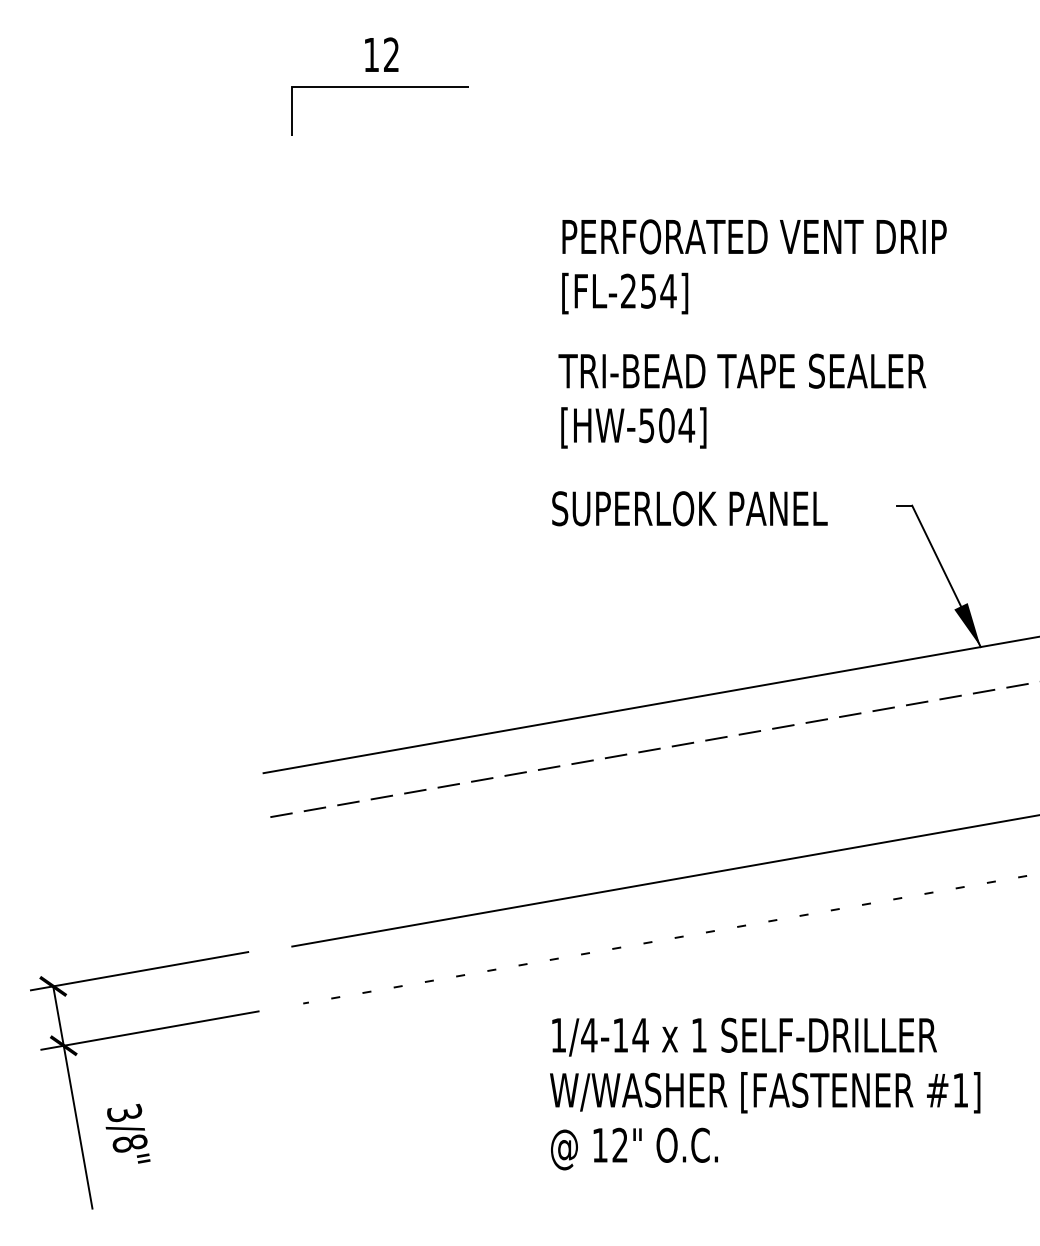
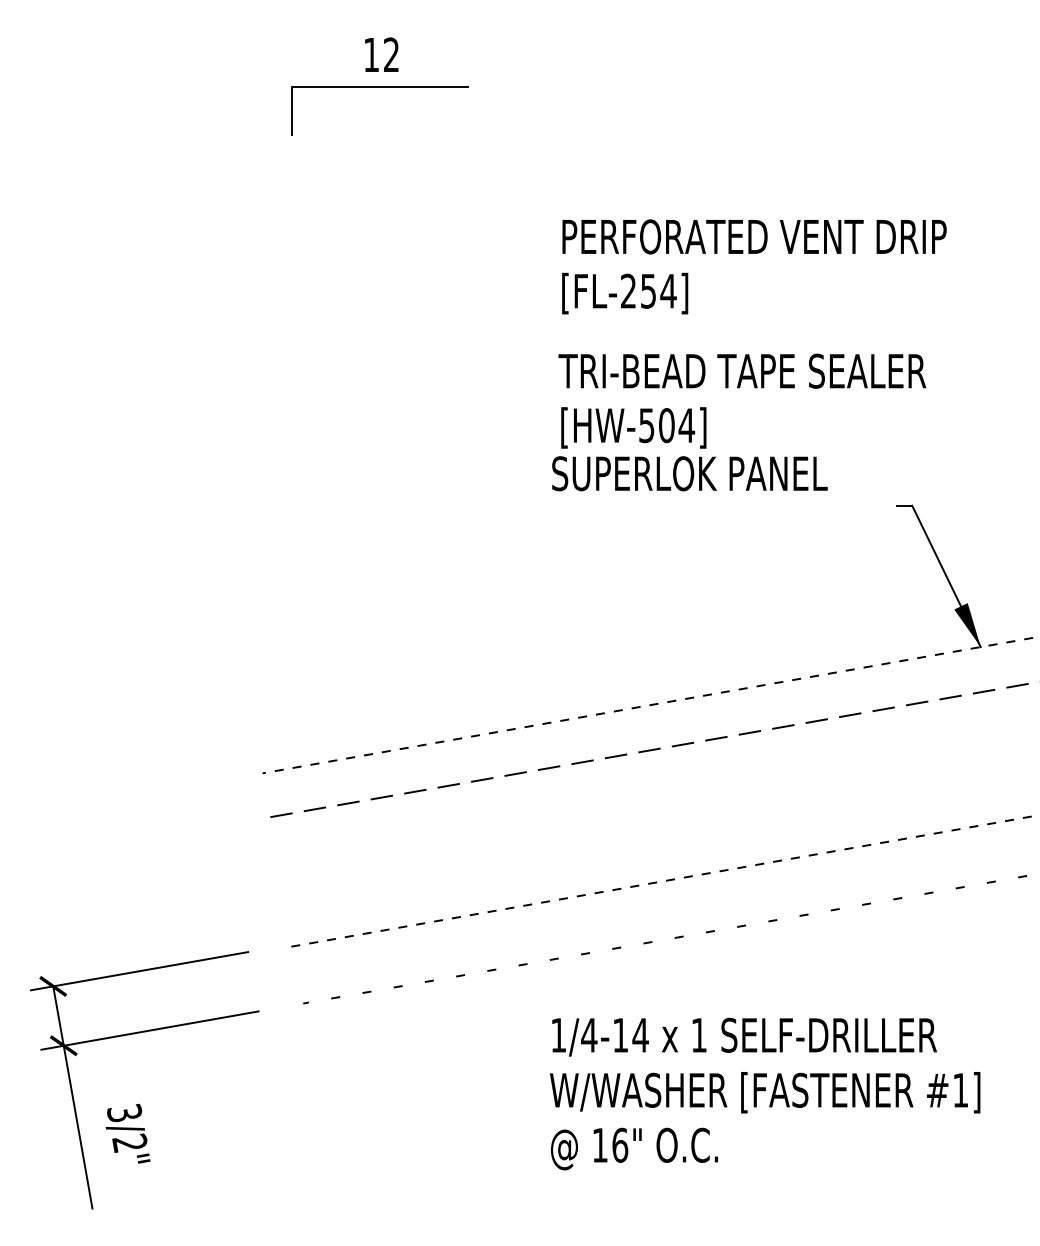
text position: (689, 508) -> (689, 473) (689, 473)
line: solid -> dashed (1025, 639)
text: 3/8" -> 3/2" (129, 1142)
text: 12" -> 16" (620, 1144)
